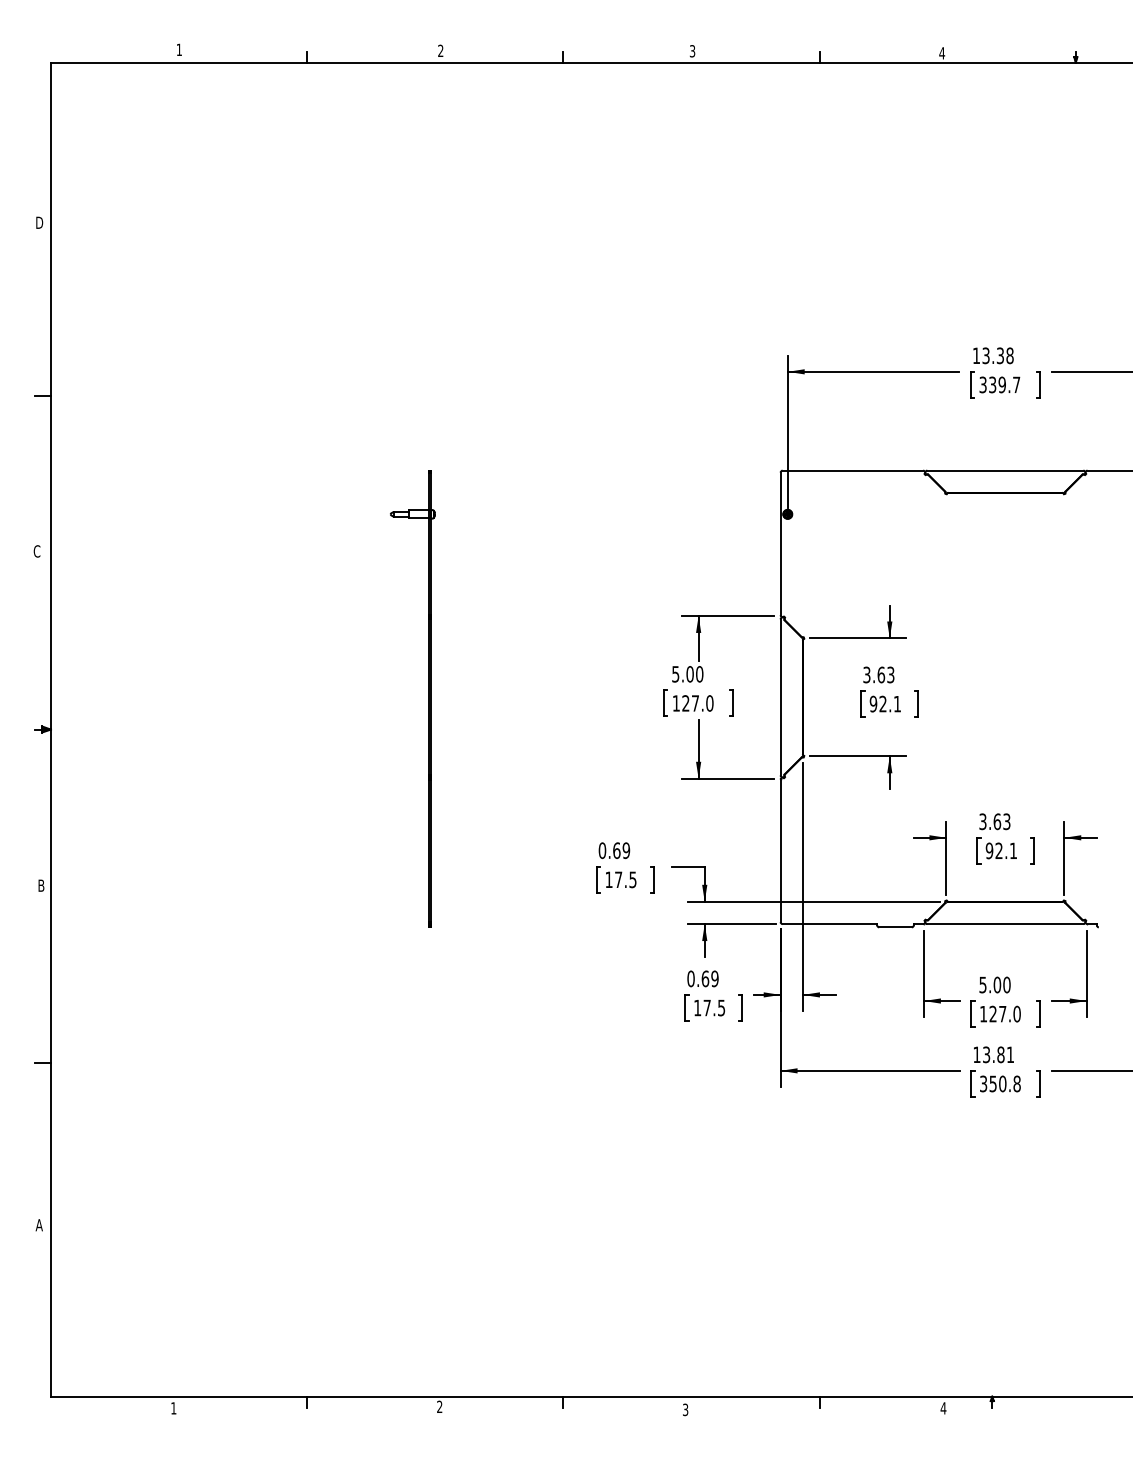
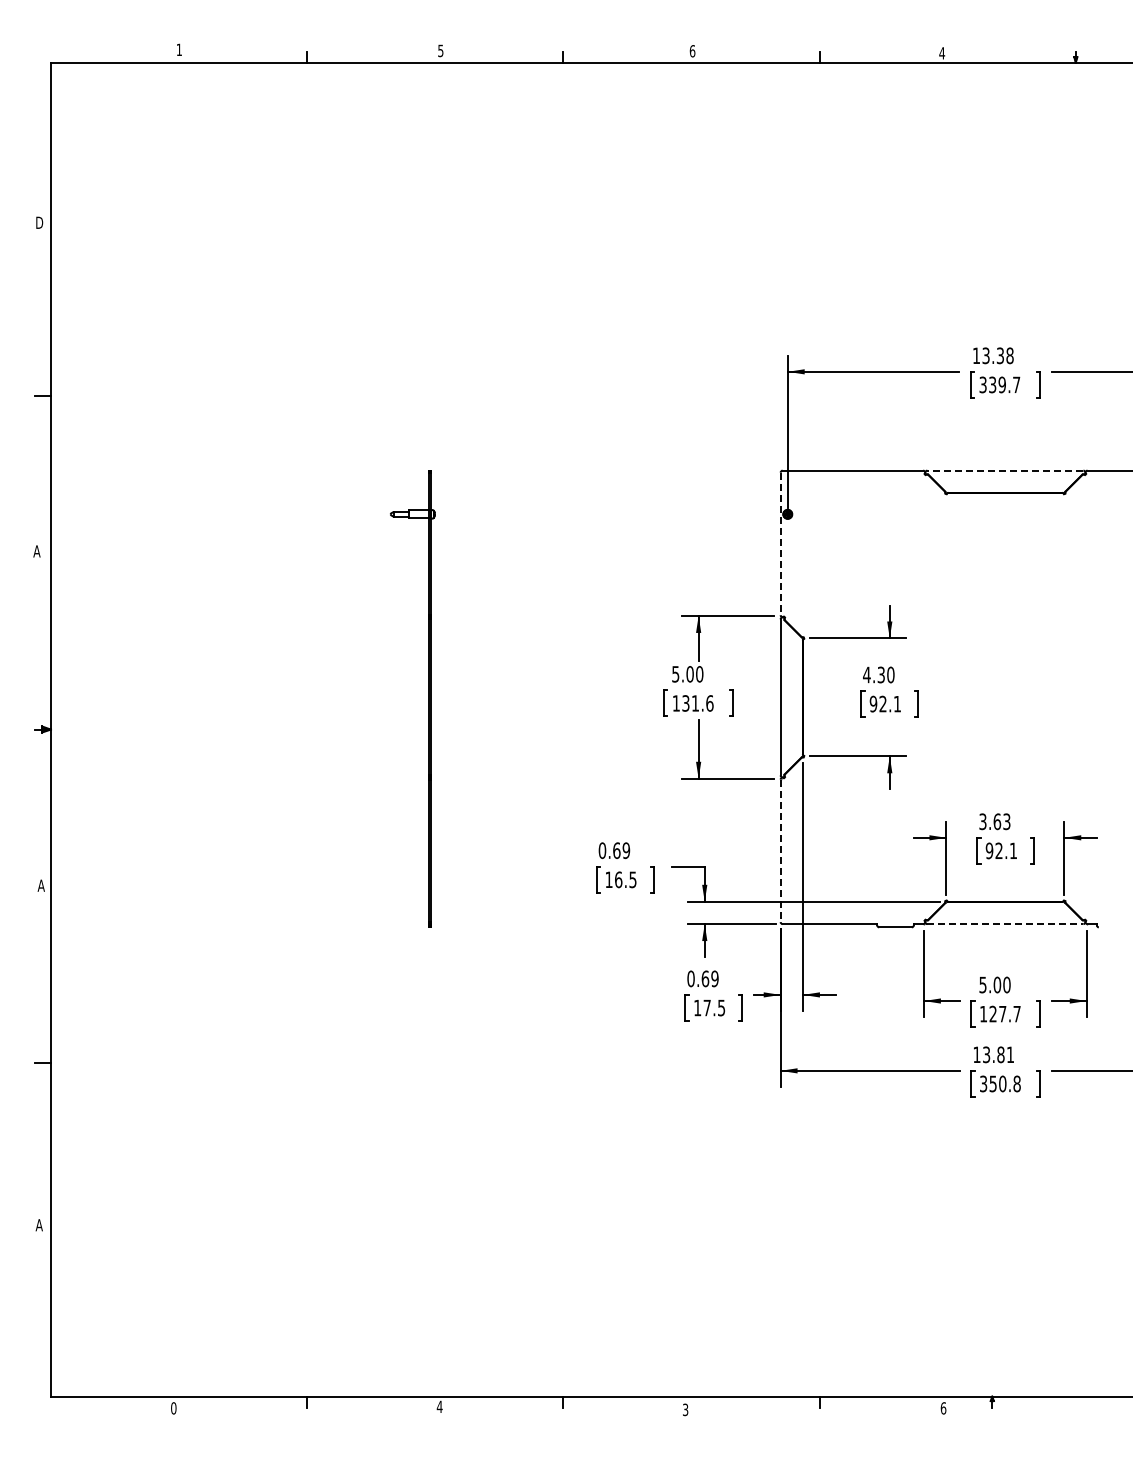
text: 2 -> 5 (440, 50)
text: 3 -> 6 (692, 51)
line: solid -> dashed (1004, 470)
line: solid -> dashed (780, 544)
text: C -> A (36, 551)
text: 3.63 -> 4.30 (878, 674)
text: 127.0 -> 131.6 (697, 703)
line: solid -> dashed (780, 851)
text: 17.5 -> 16.5 (618, 879)
text: B -> A (40, 885)
line: solid -> dashed (1005, 924)
text: 127.0 -> 127.7 (1016, 1013)
text: 2 -> 4 (439, 1406)
text: 1 -> 0 (173, 1408)
text: 4 -> 6 (943, 1408)
